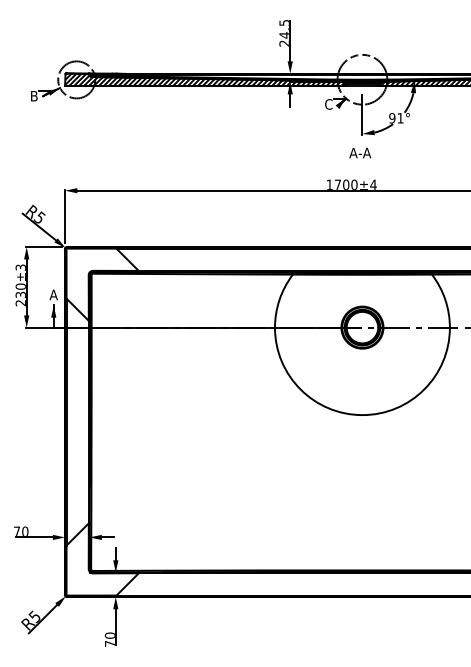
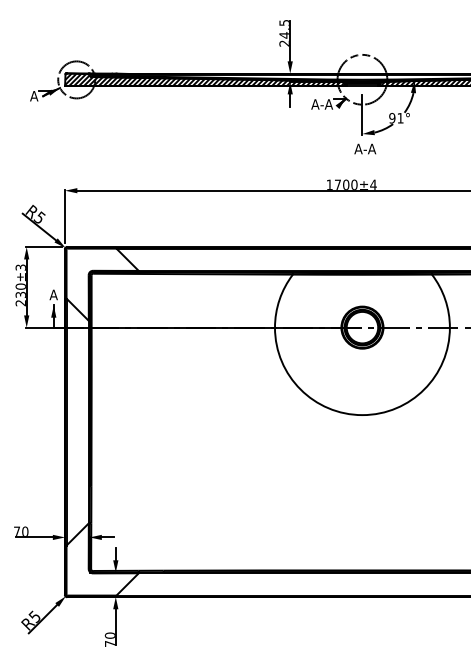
text: B -> A (34, 96)
text: C -> A-A (322, 104)
text position: (360, 152) -> (365, 148) (365, 148)
